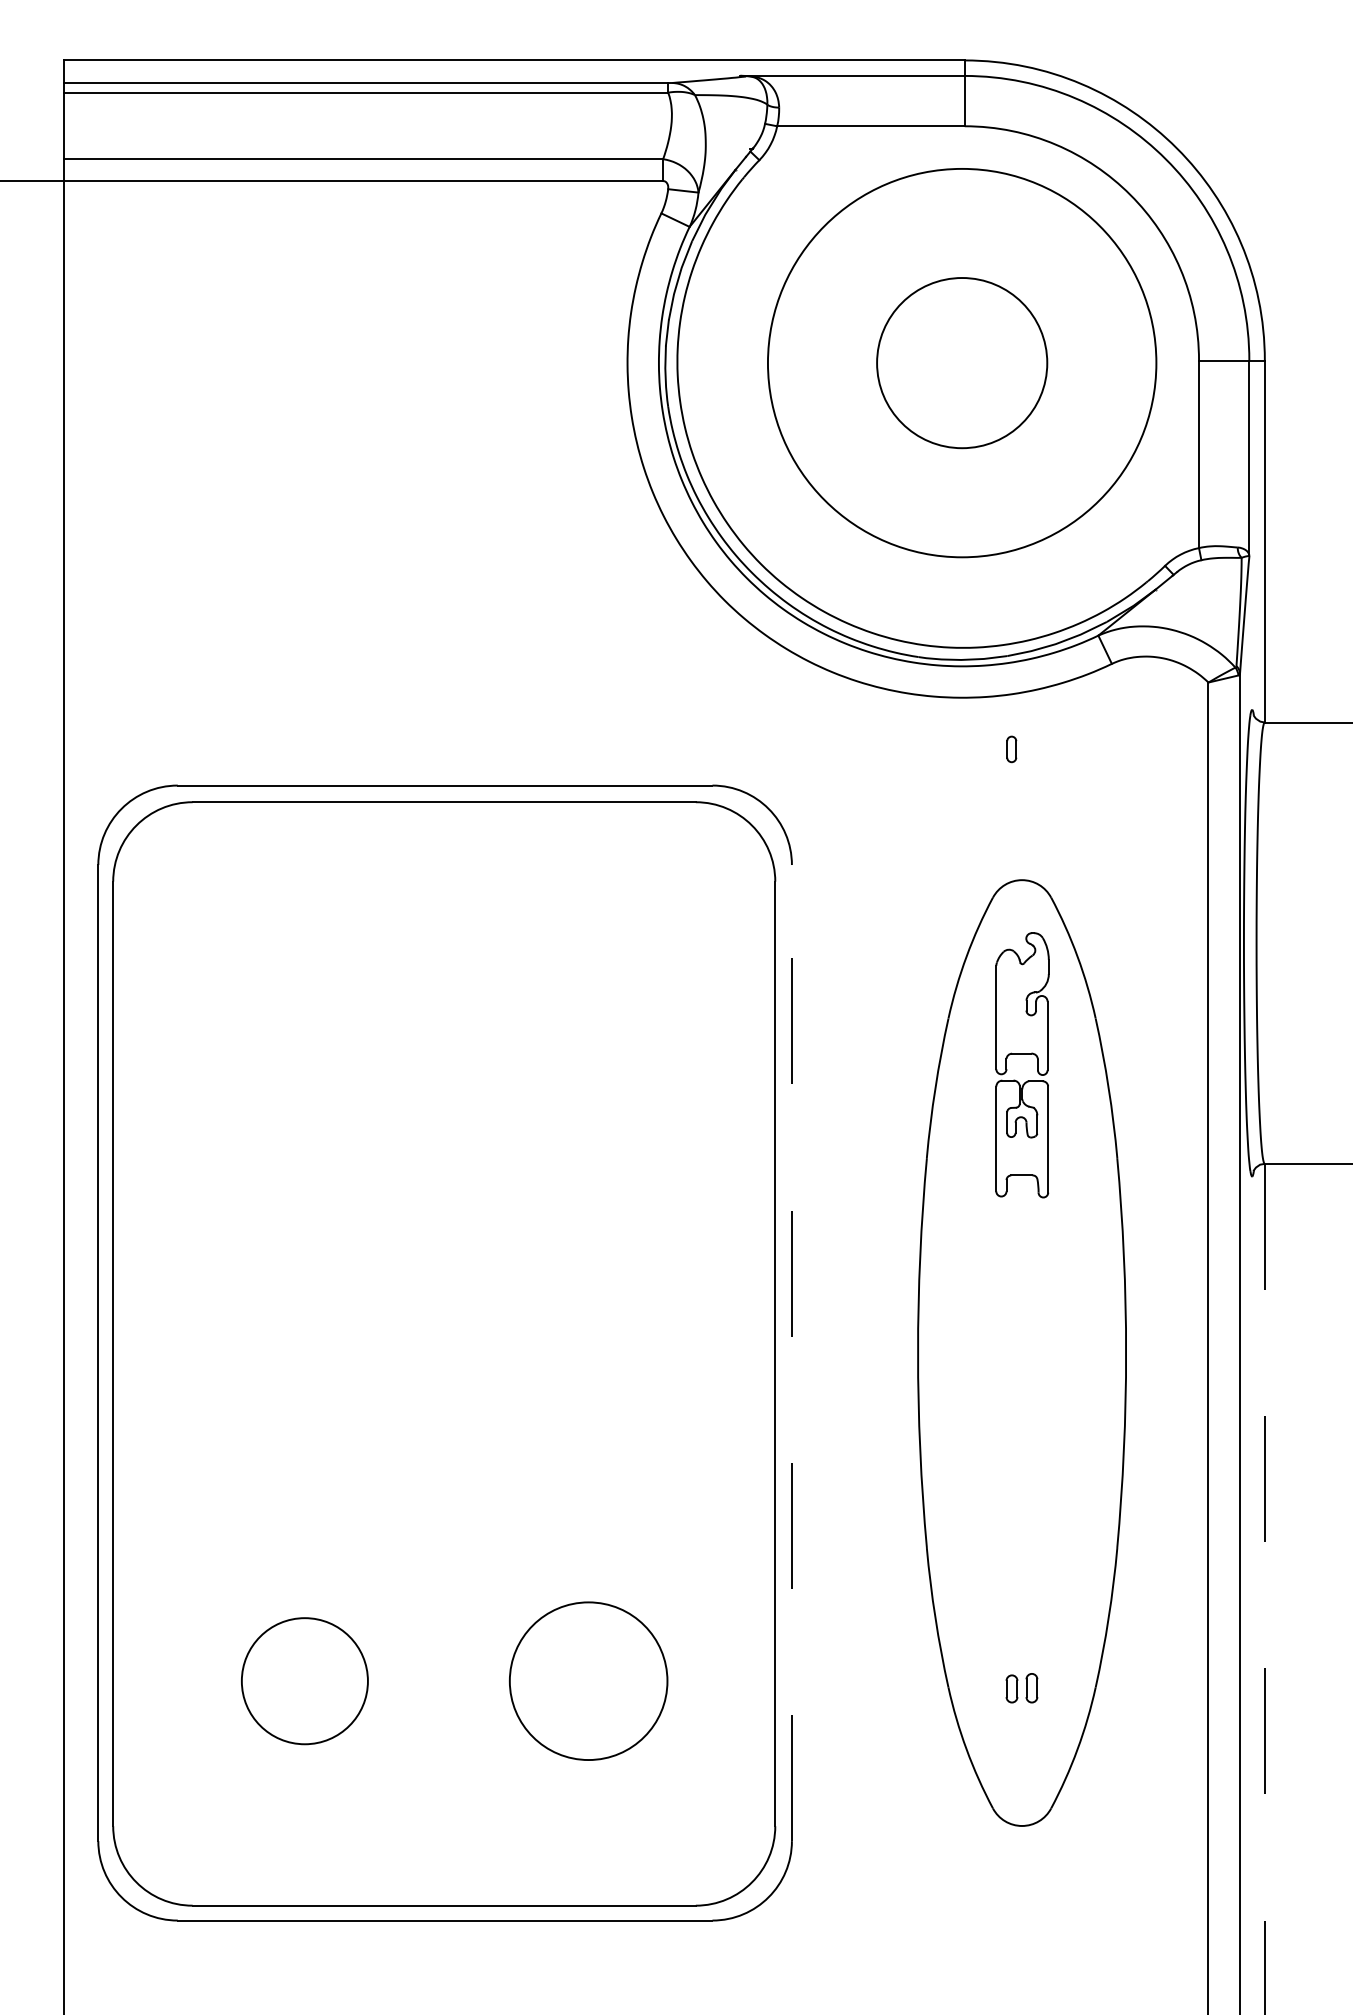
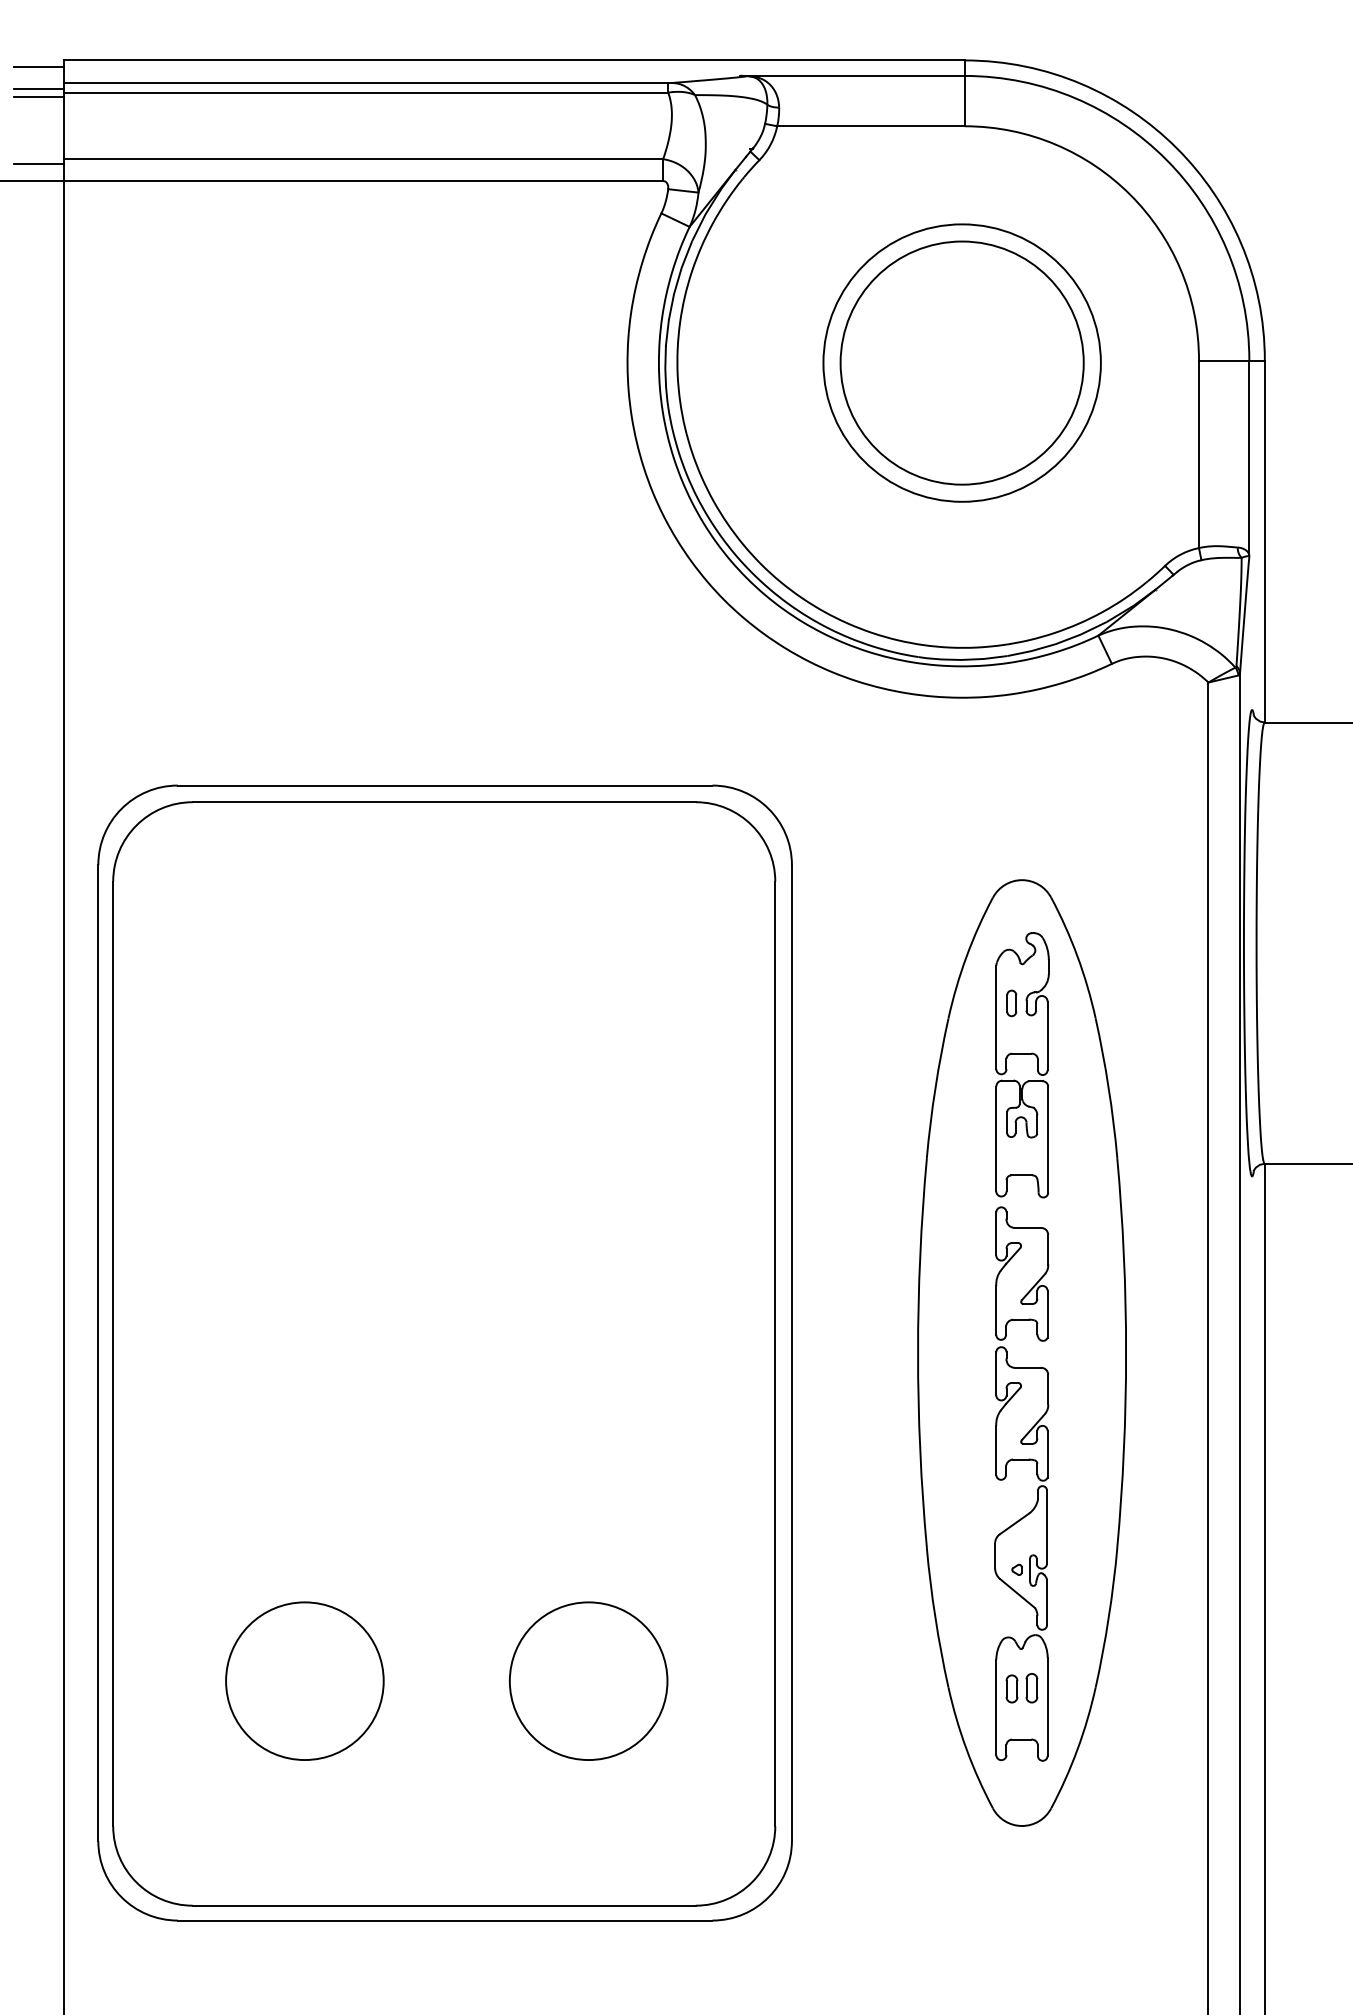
line: none -> present (38, 66)
line: none -> present (38, 89)
line: none -> present (38, 97)
line: none -> present (38, 163)
circle diameter: 388 px -> 277 px (961, 362)
circle diameter: 170 px -> 243 px (961, 362)
part position: (1011, 749) -> (1011, 1003) (1011, 1003)
line: dashed -> solid (791, 1352)
part: none -> present (1006, 1477)
line: dashed -> solid (1264, 1589)
circle diameter: 126 px -> 158 px (304, 1681)
